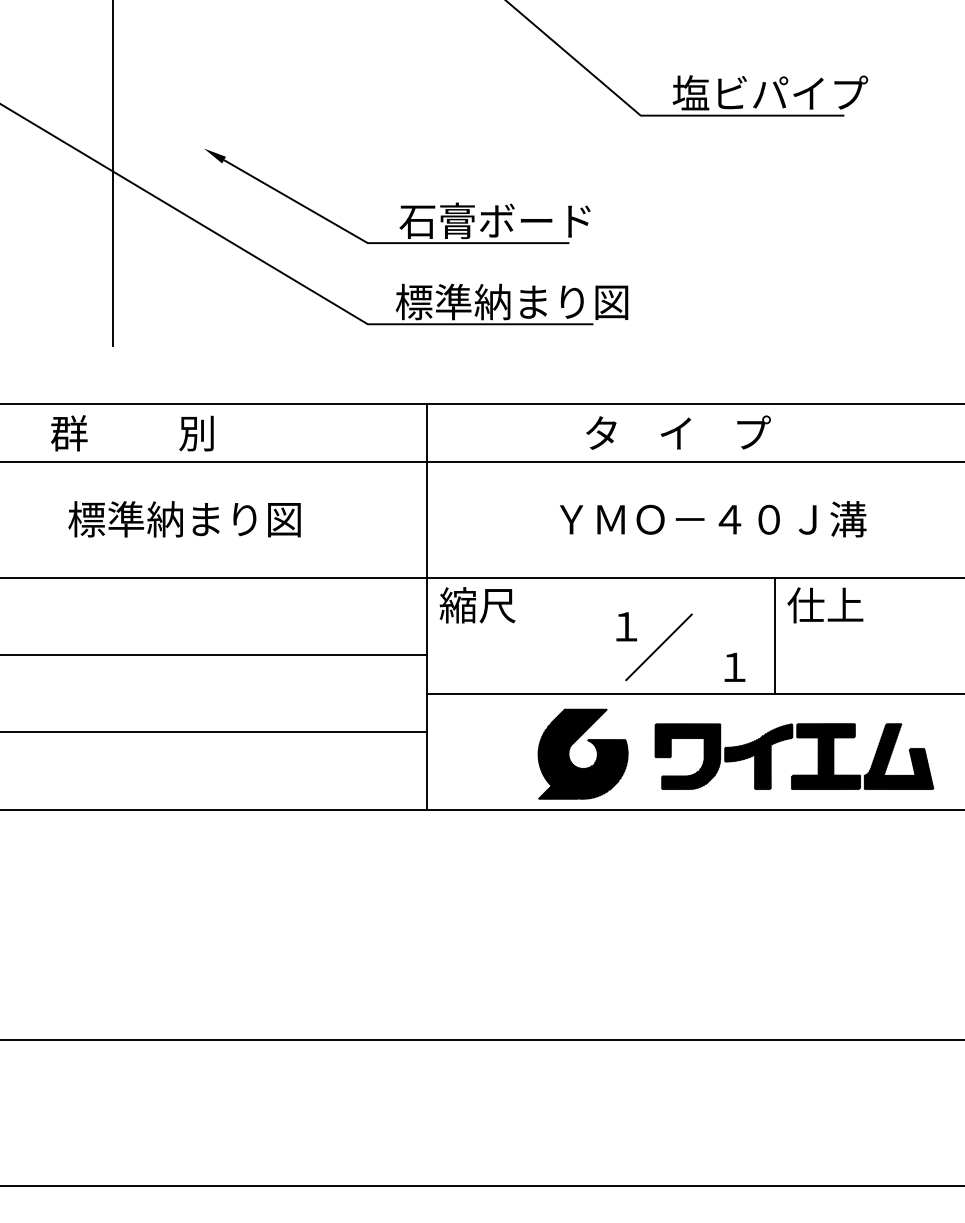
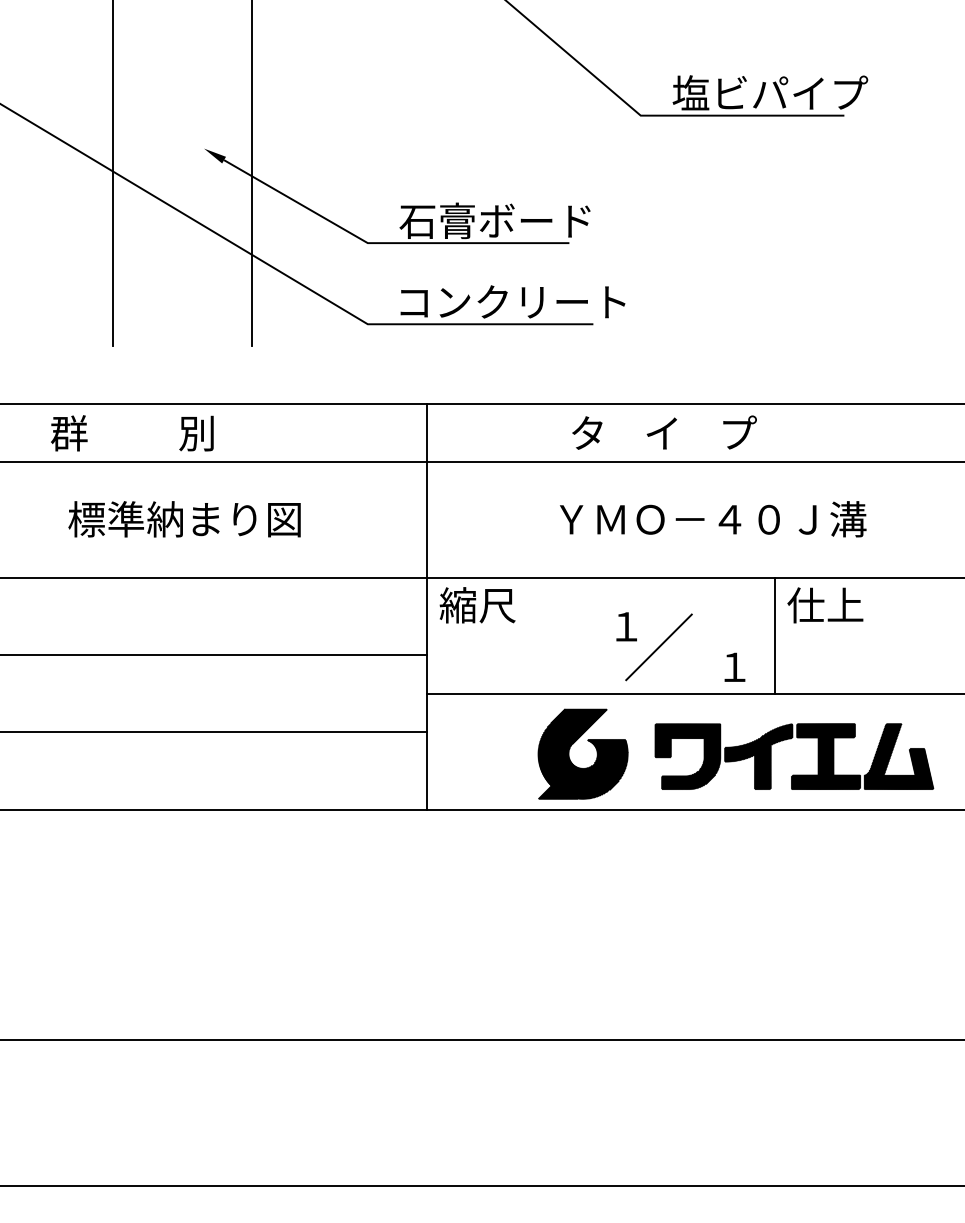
line: none -> present (251, 174)
text: 標準納まり図 -> コンクリート (511, 301)
text position: (678, 432) -> (664, 432) (664, 432)
